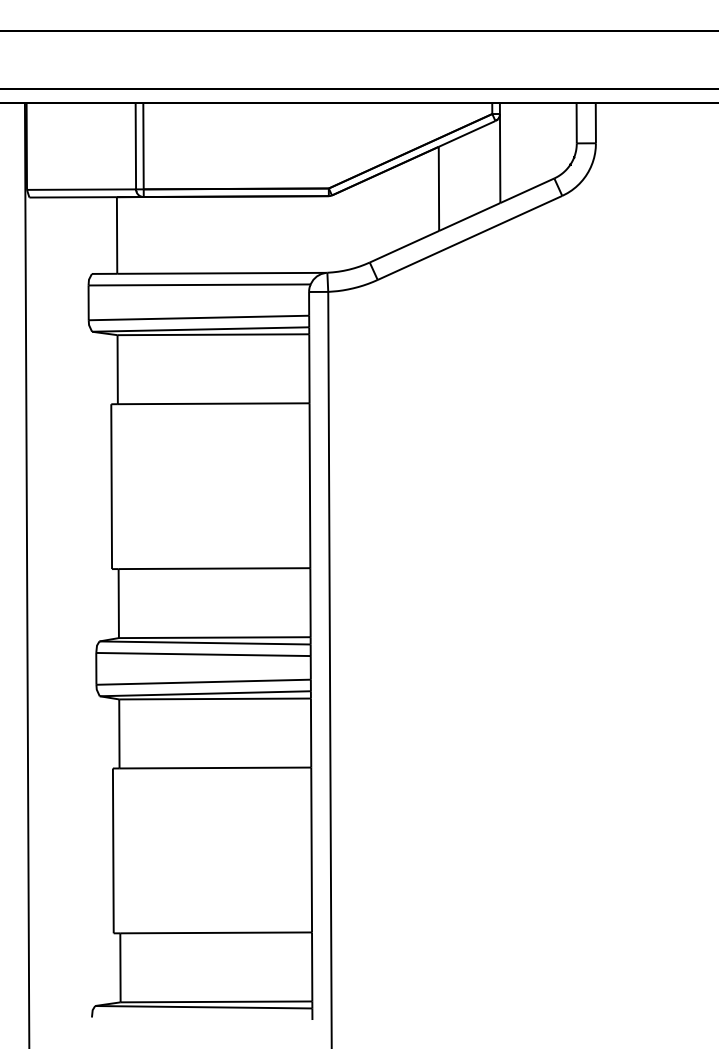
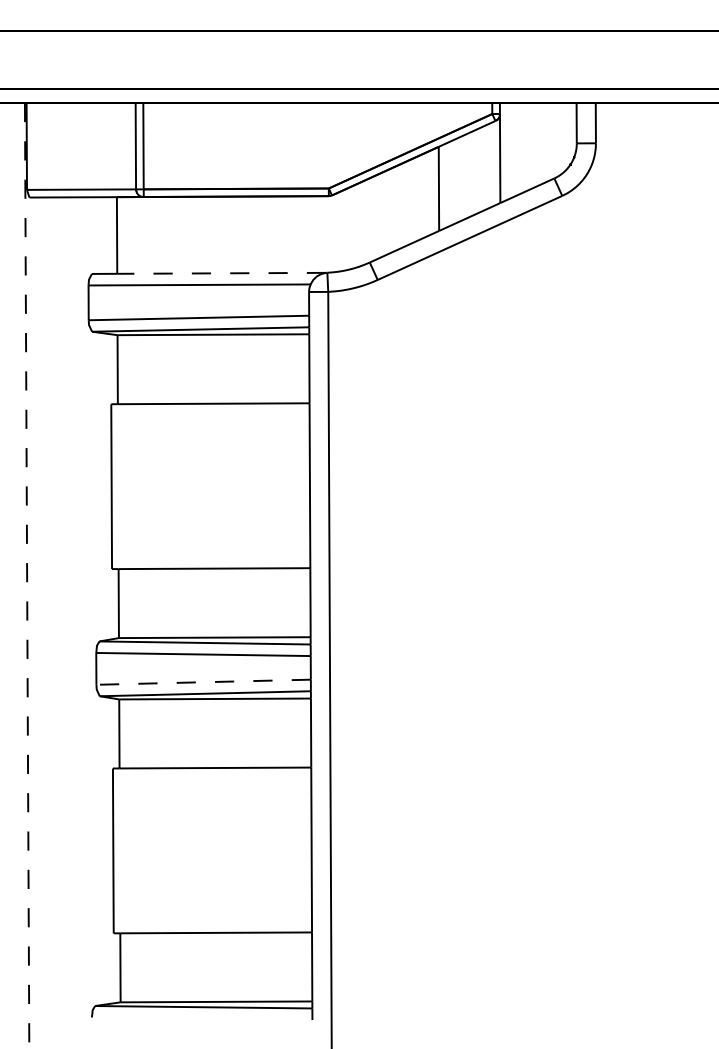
line: solid -> dashed (221, 273)
line: solid -> dashed (27, 575)
line: solid -> dashed (203, 682)
